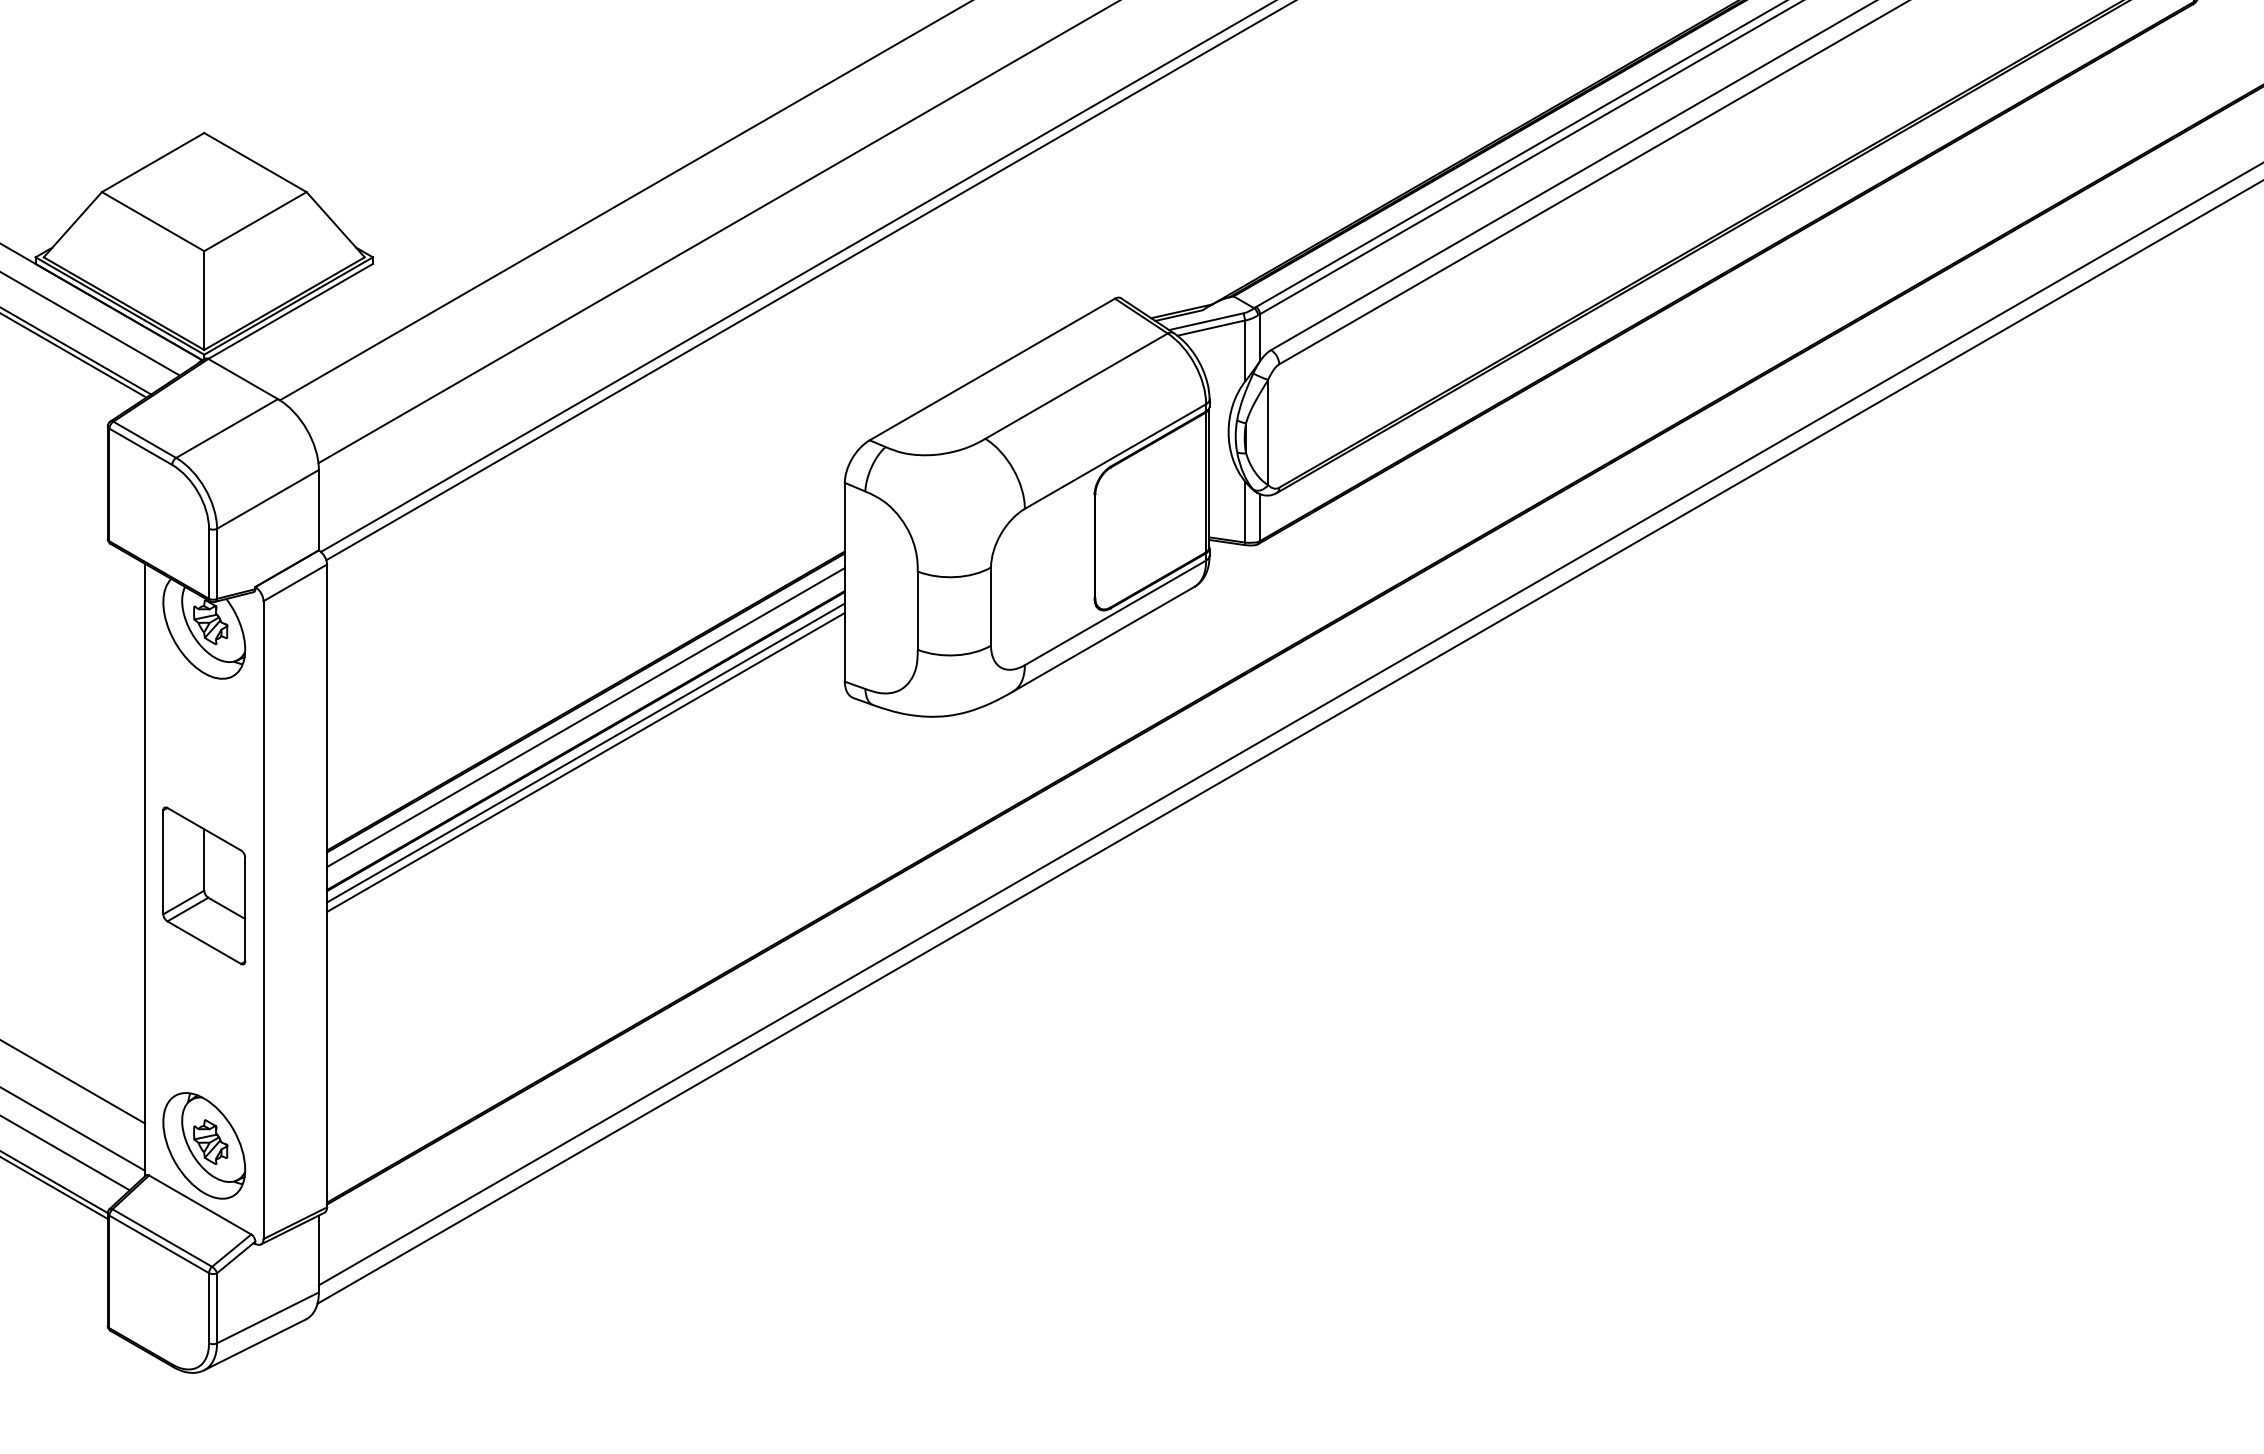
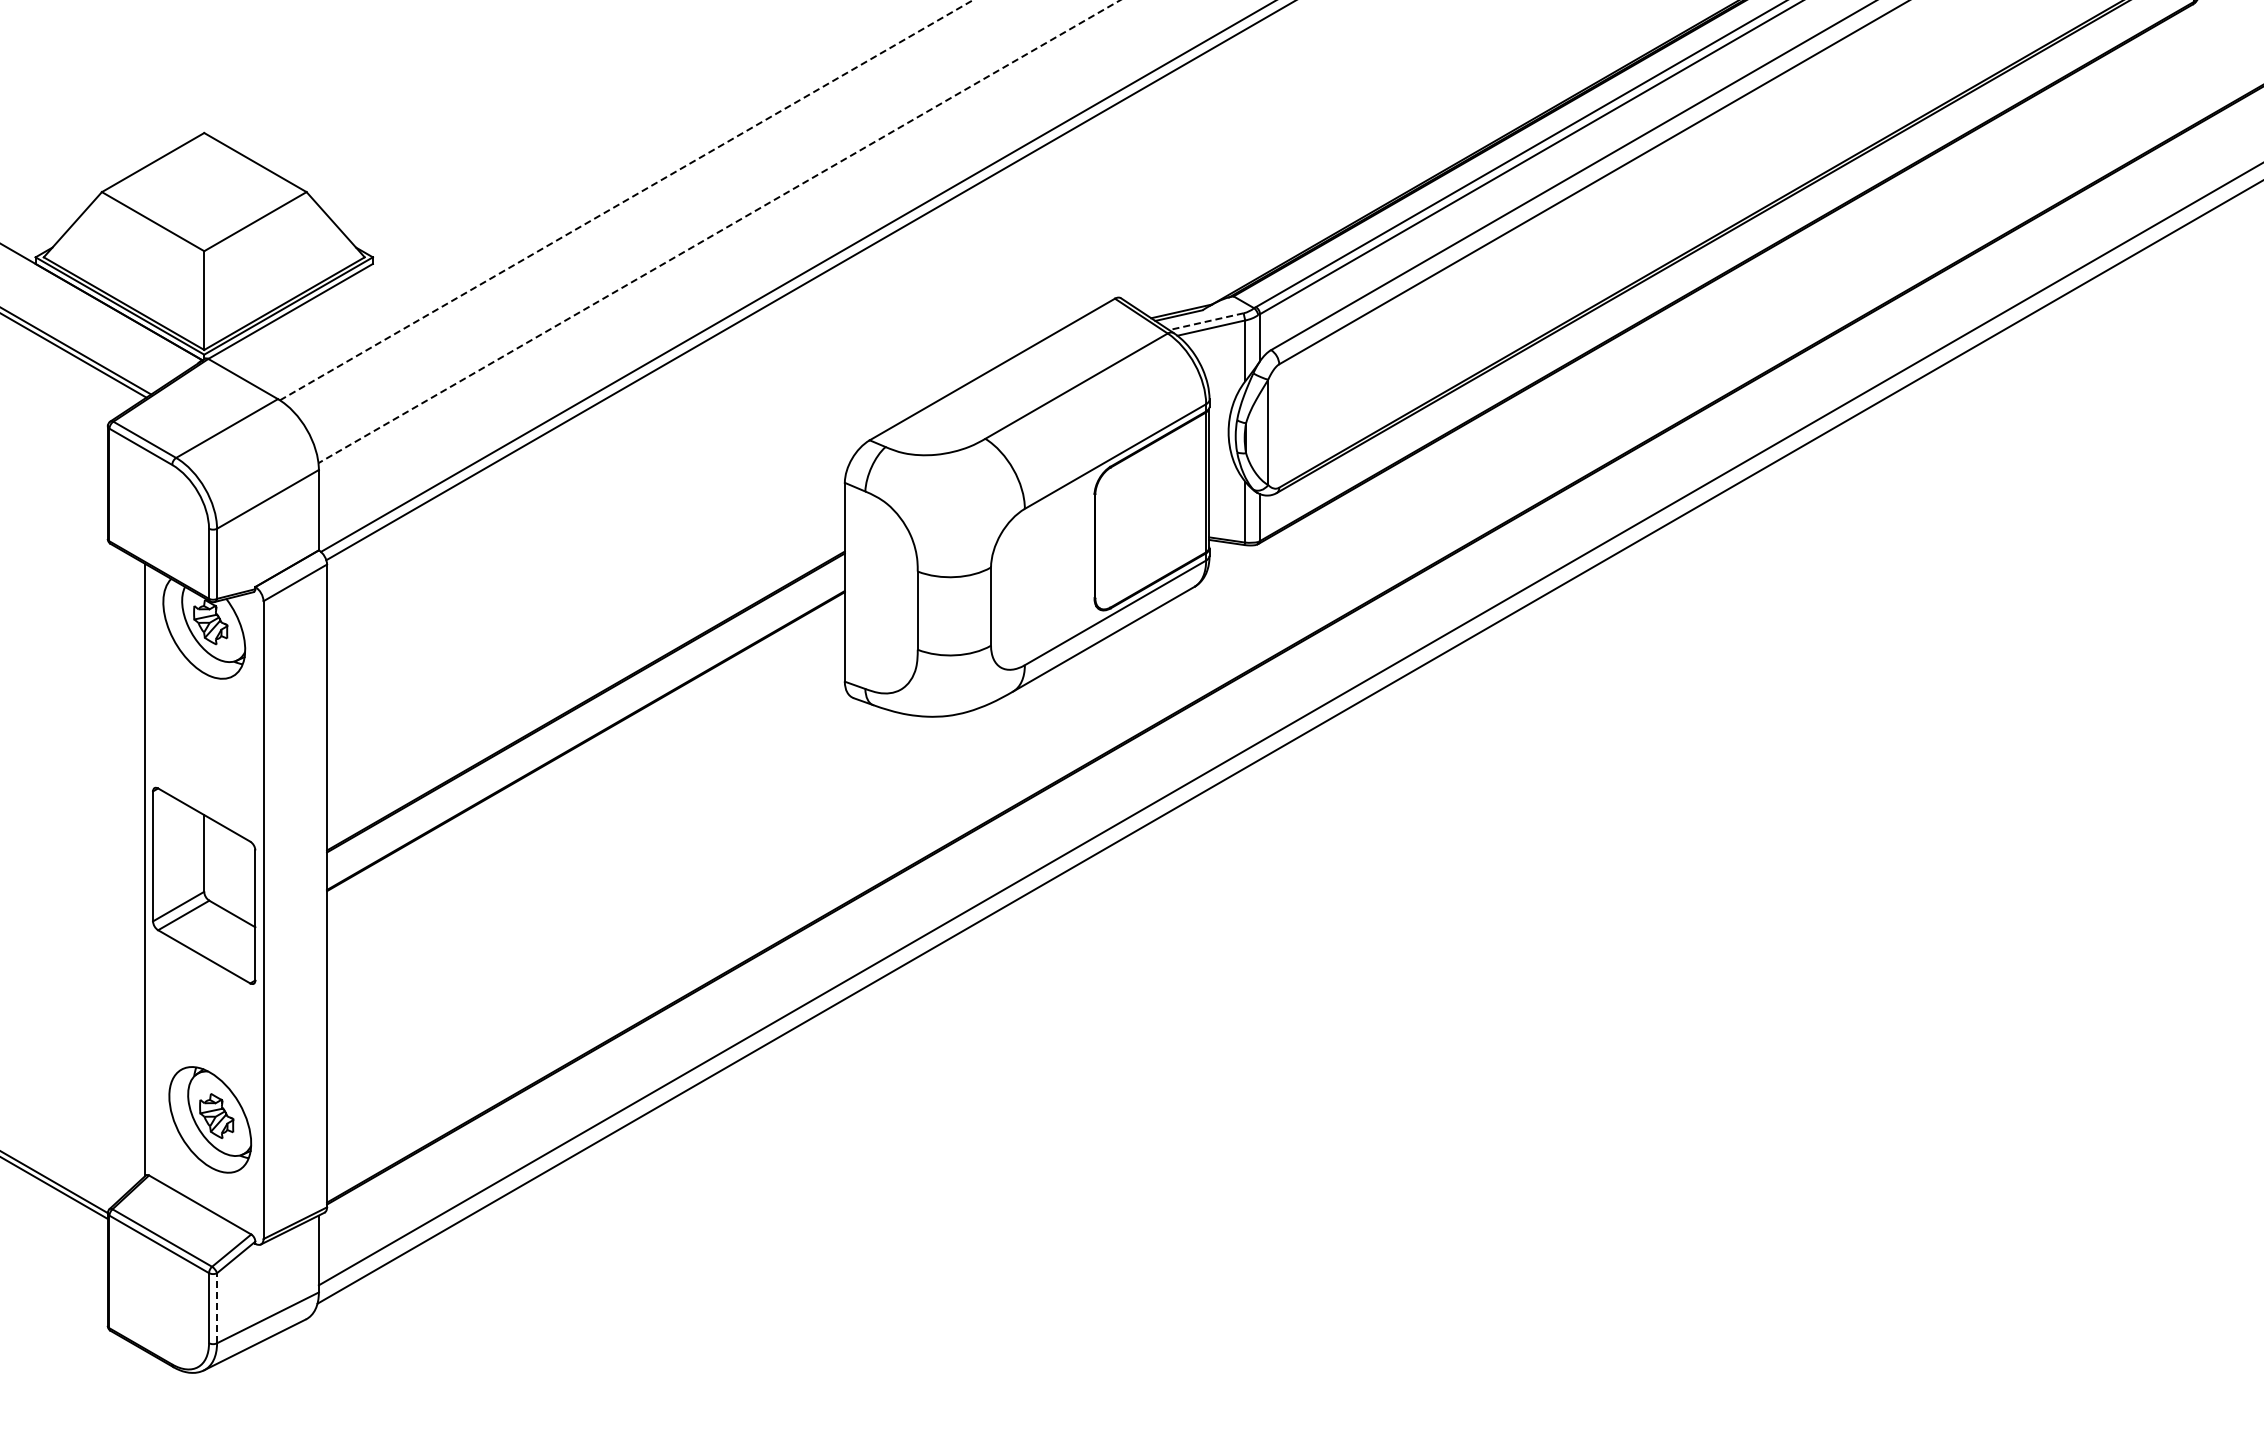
line: solid -> dashed (626, 200)
line: solid -> dashed (719, 231)
line: solid -> dashed (1205, 321)
line: present -> none (90, 324)
line: present -> none (585, 717)
line: present -> none (585, 752)
line: present -> none (585, 762)
part size: 85x160 px -> 105x199 px (204, 885)
line: present -> none (73, 1082)
line: present -> none (73, 1129)
part position: (204, 1145) -> (210, 1119) (210, 1119)
line: present -> none (65, 1153)
line: solid -> dashed (217, 1307)
